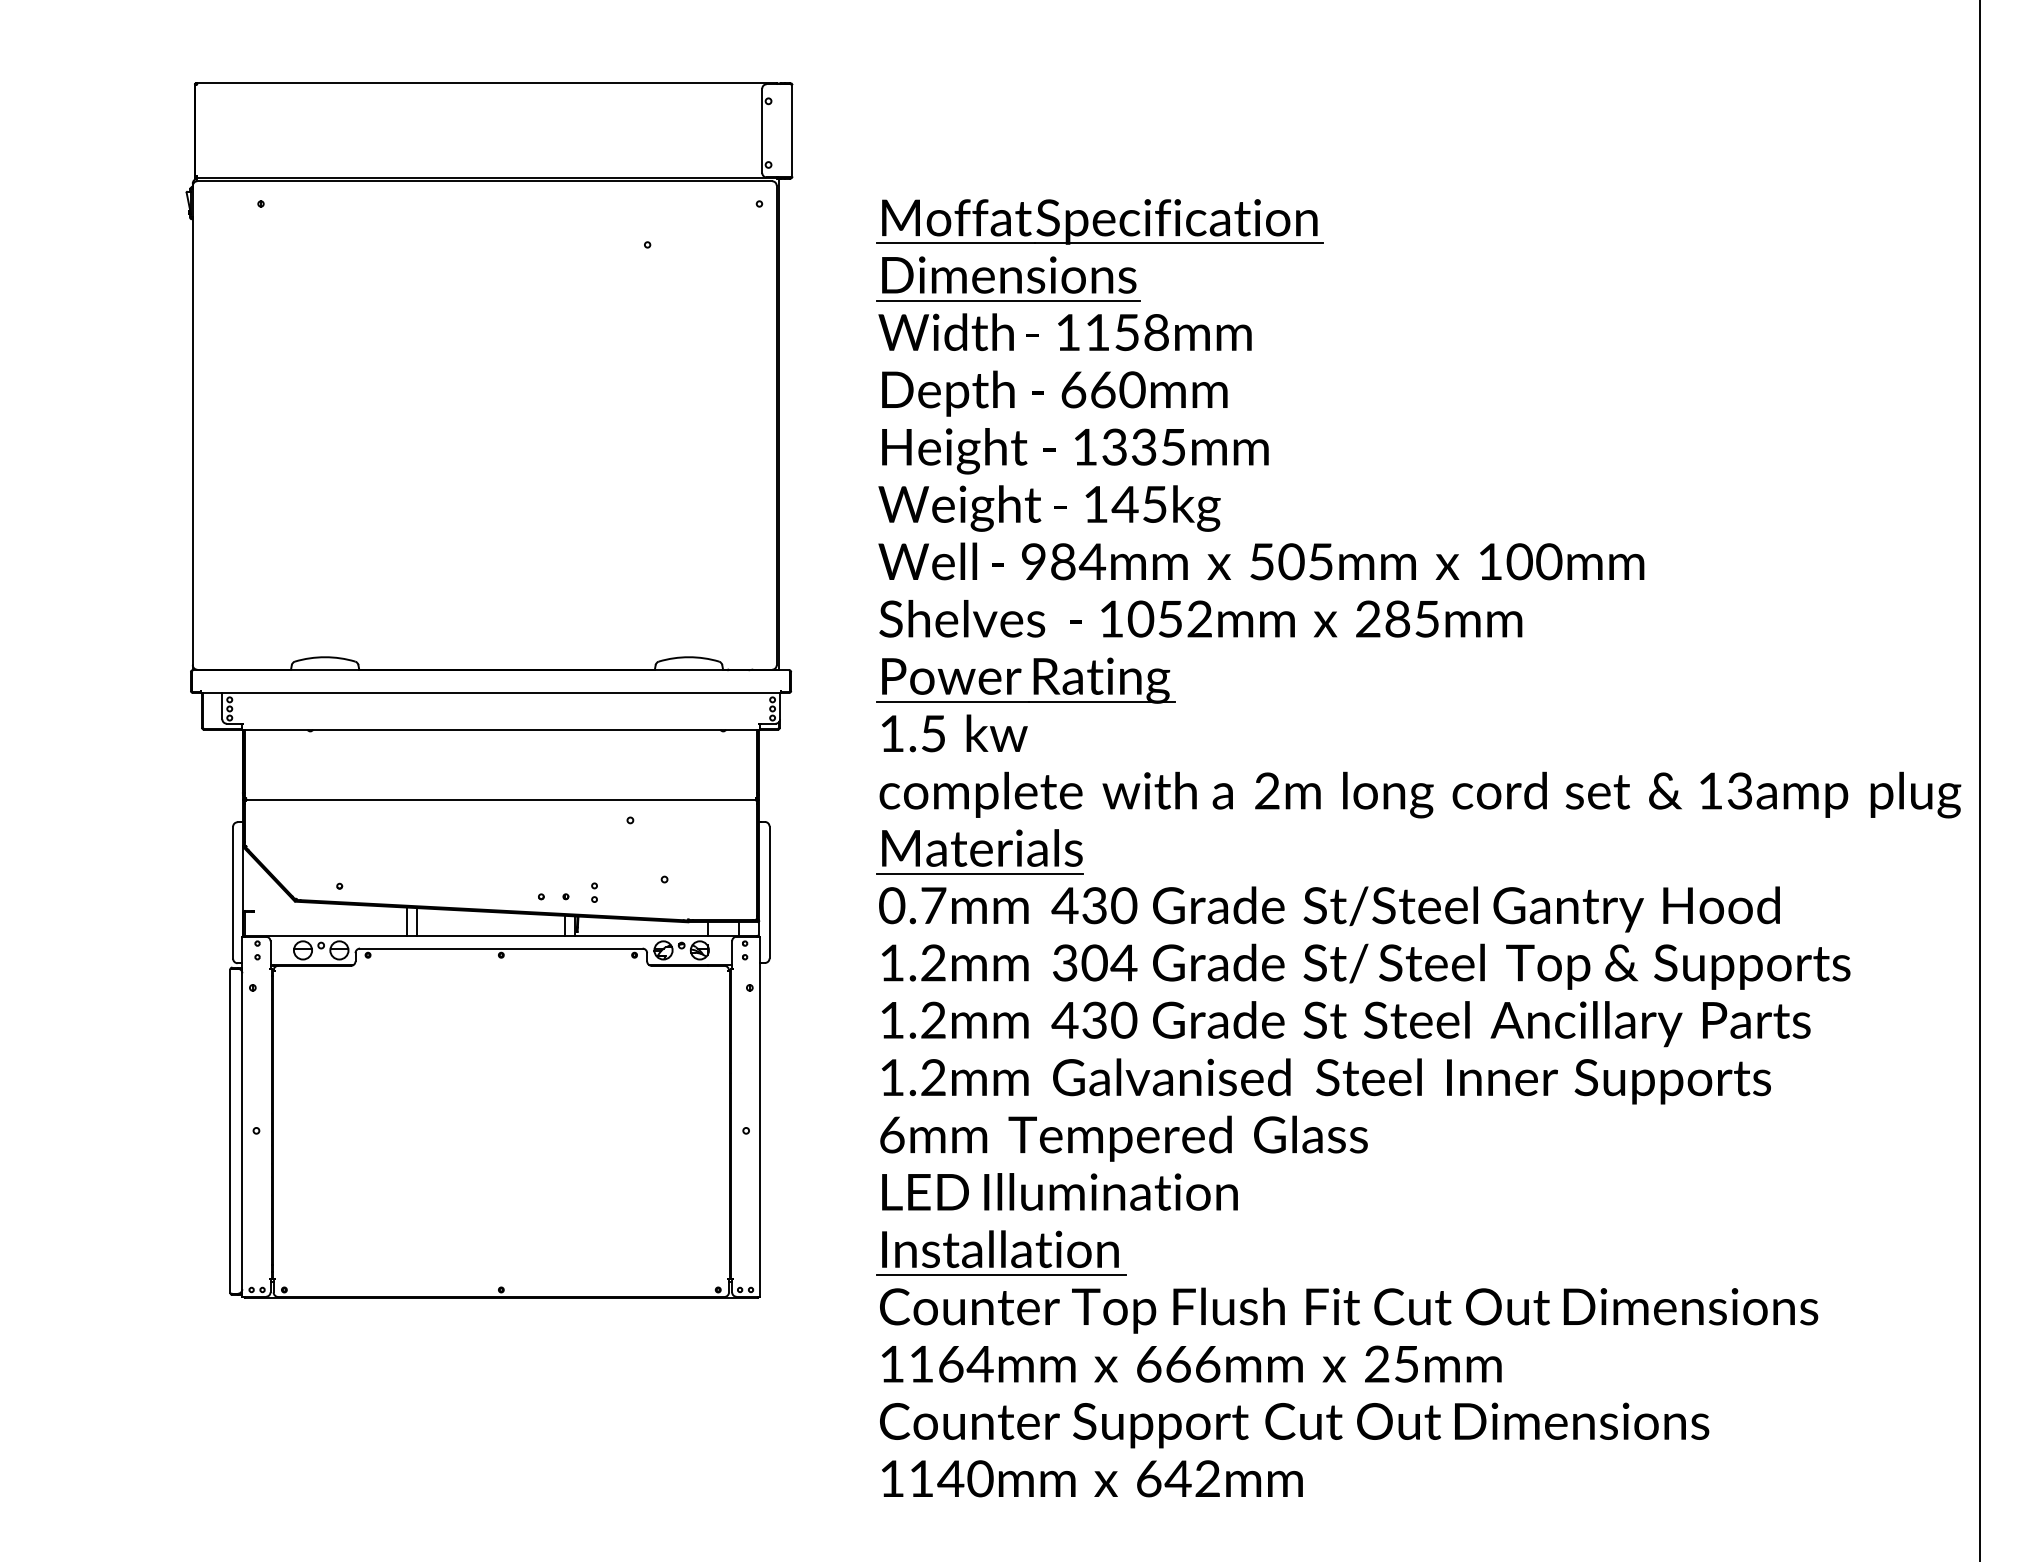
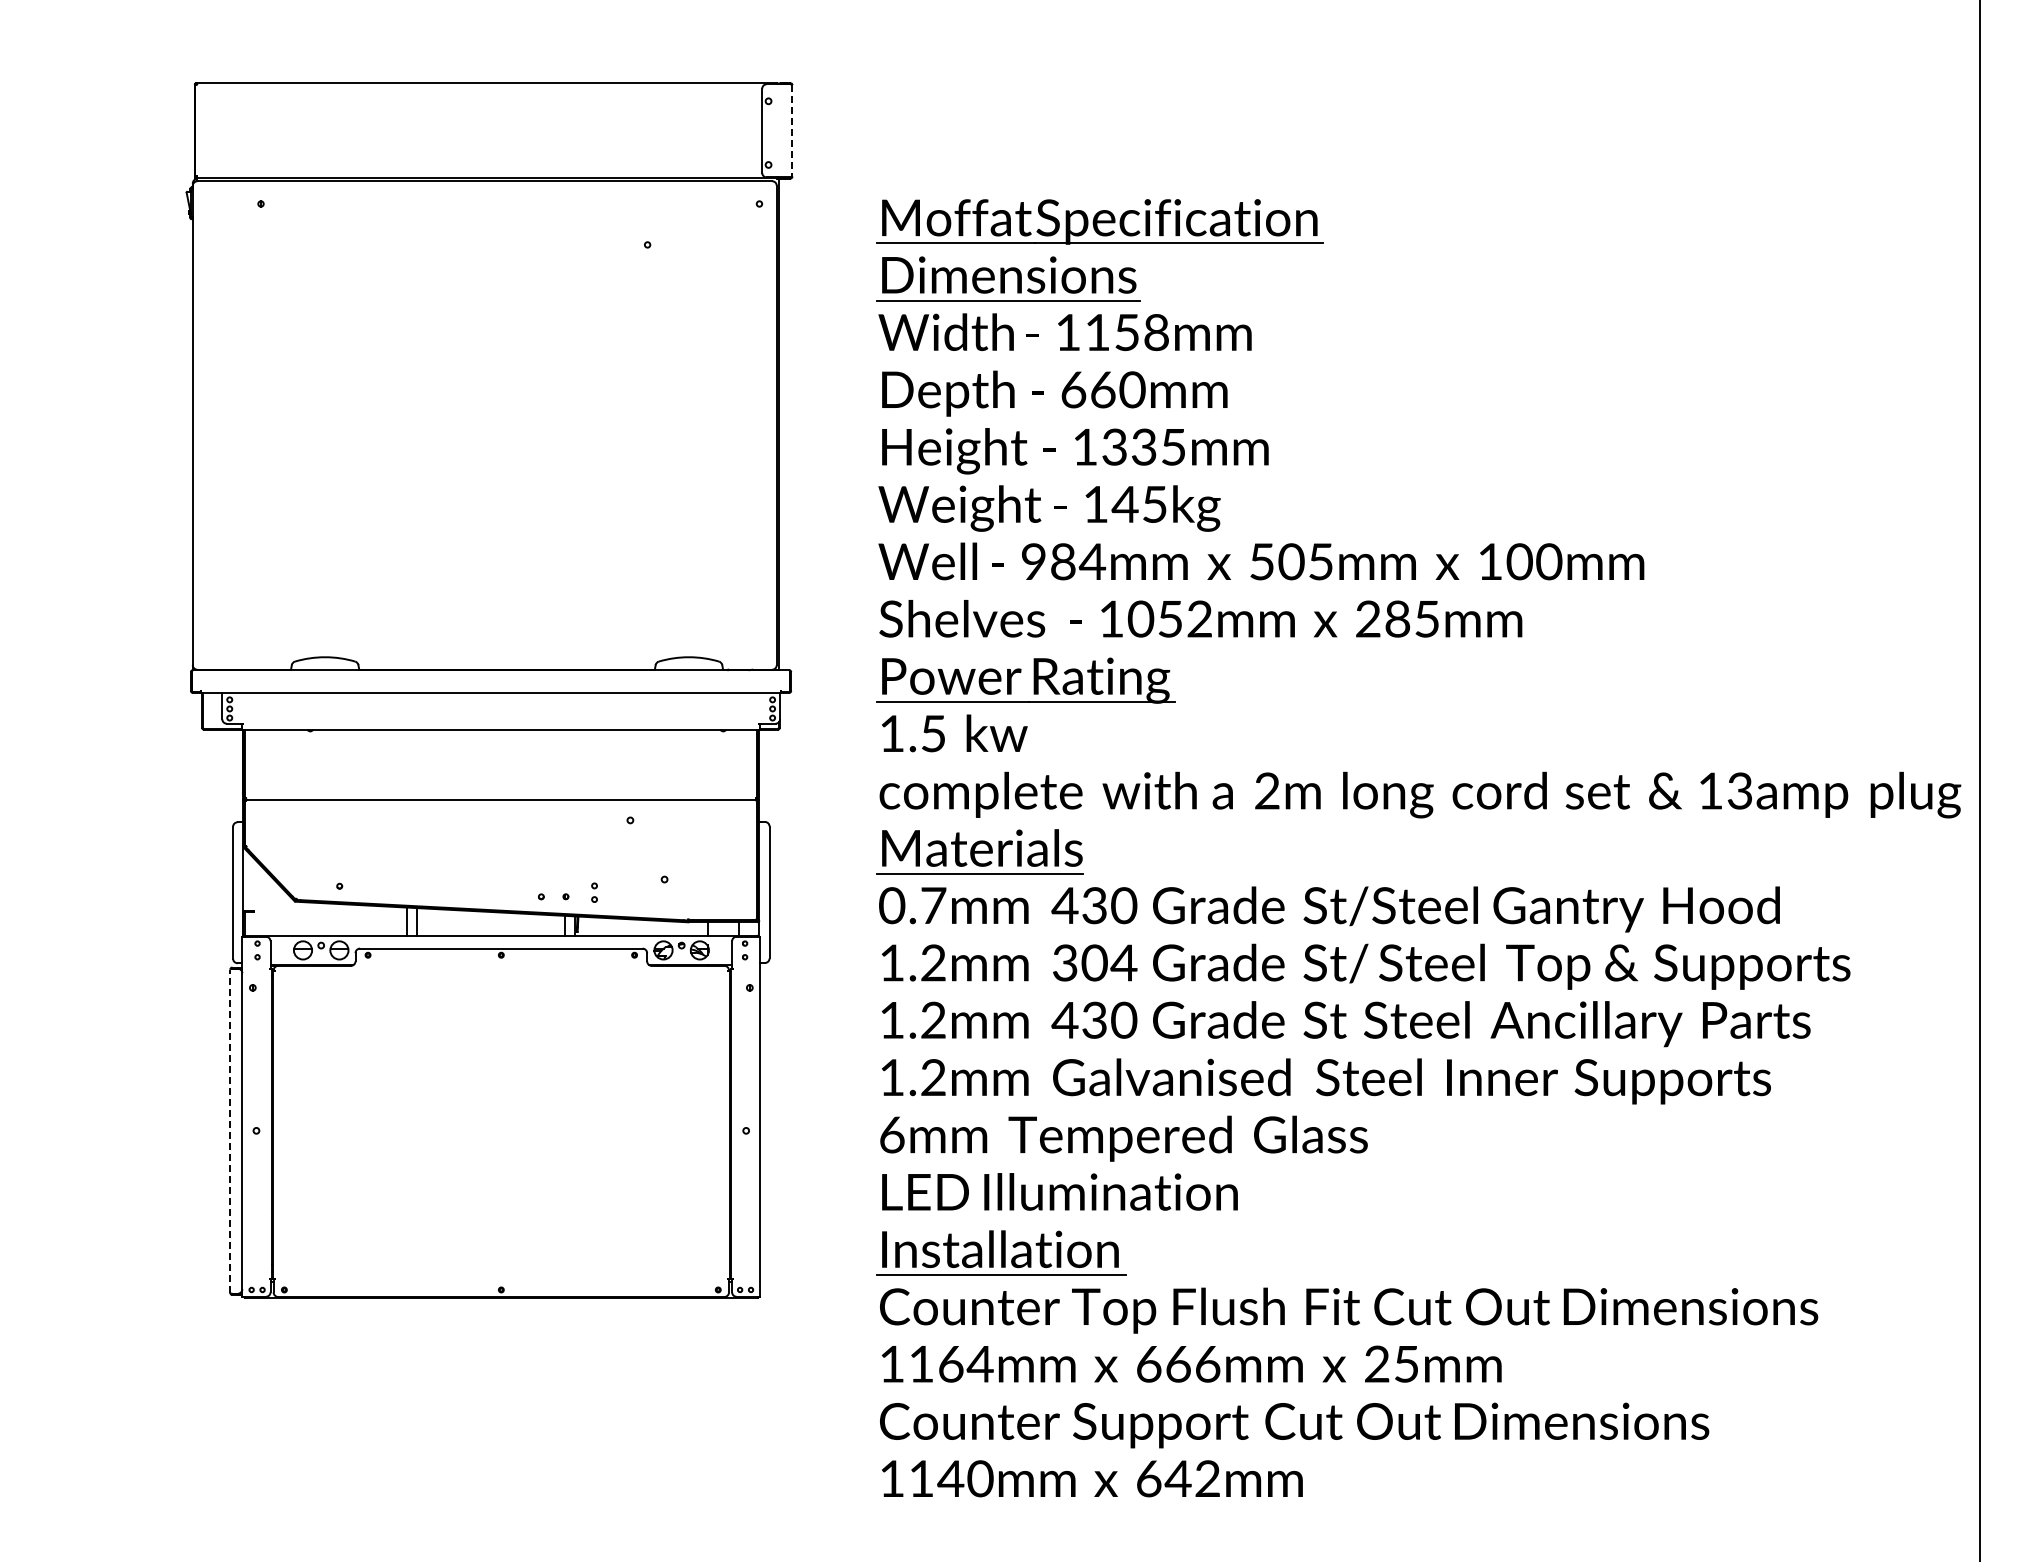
line: solid -> dashed (792, 130)
line: solid -> dashed (230, 1131)
